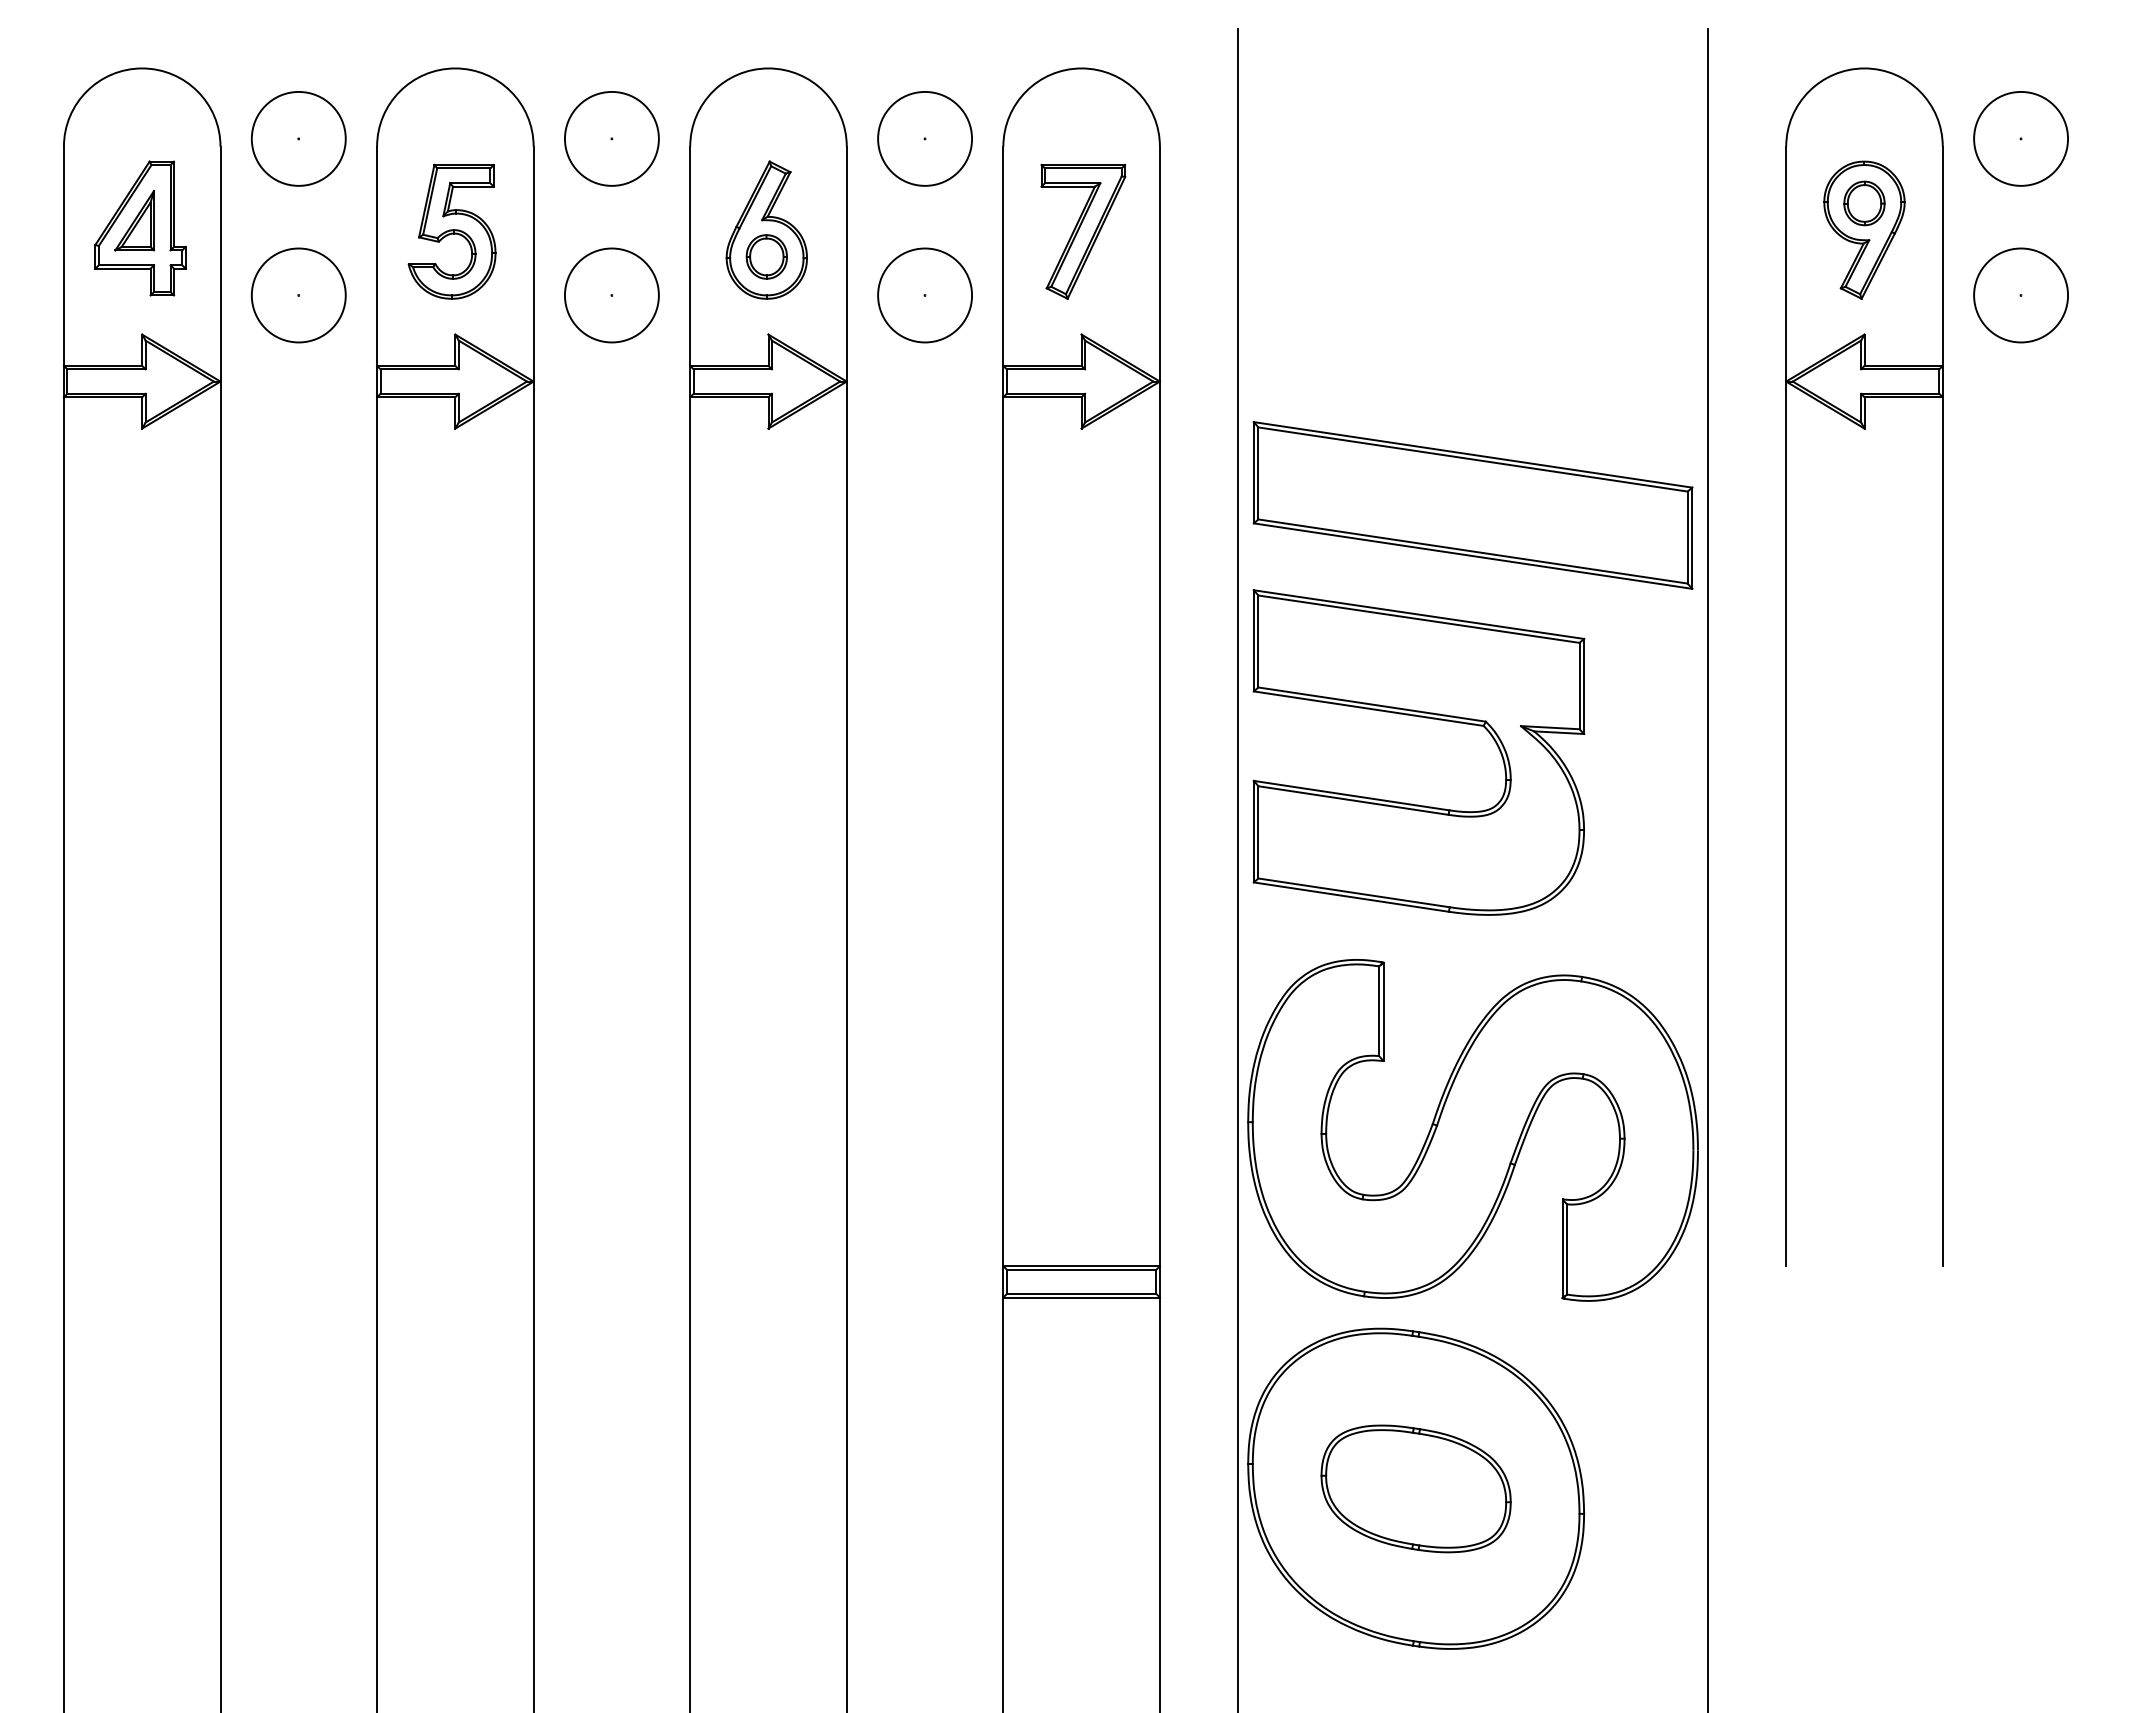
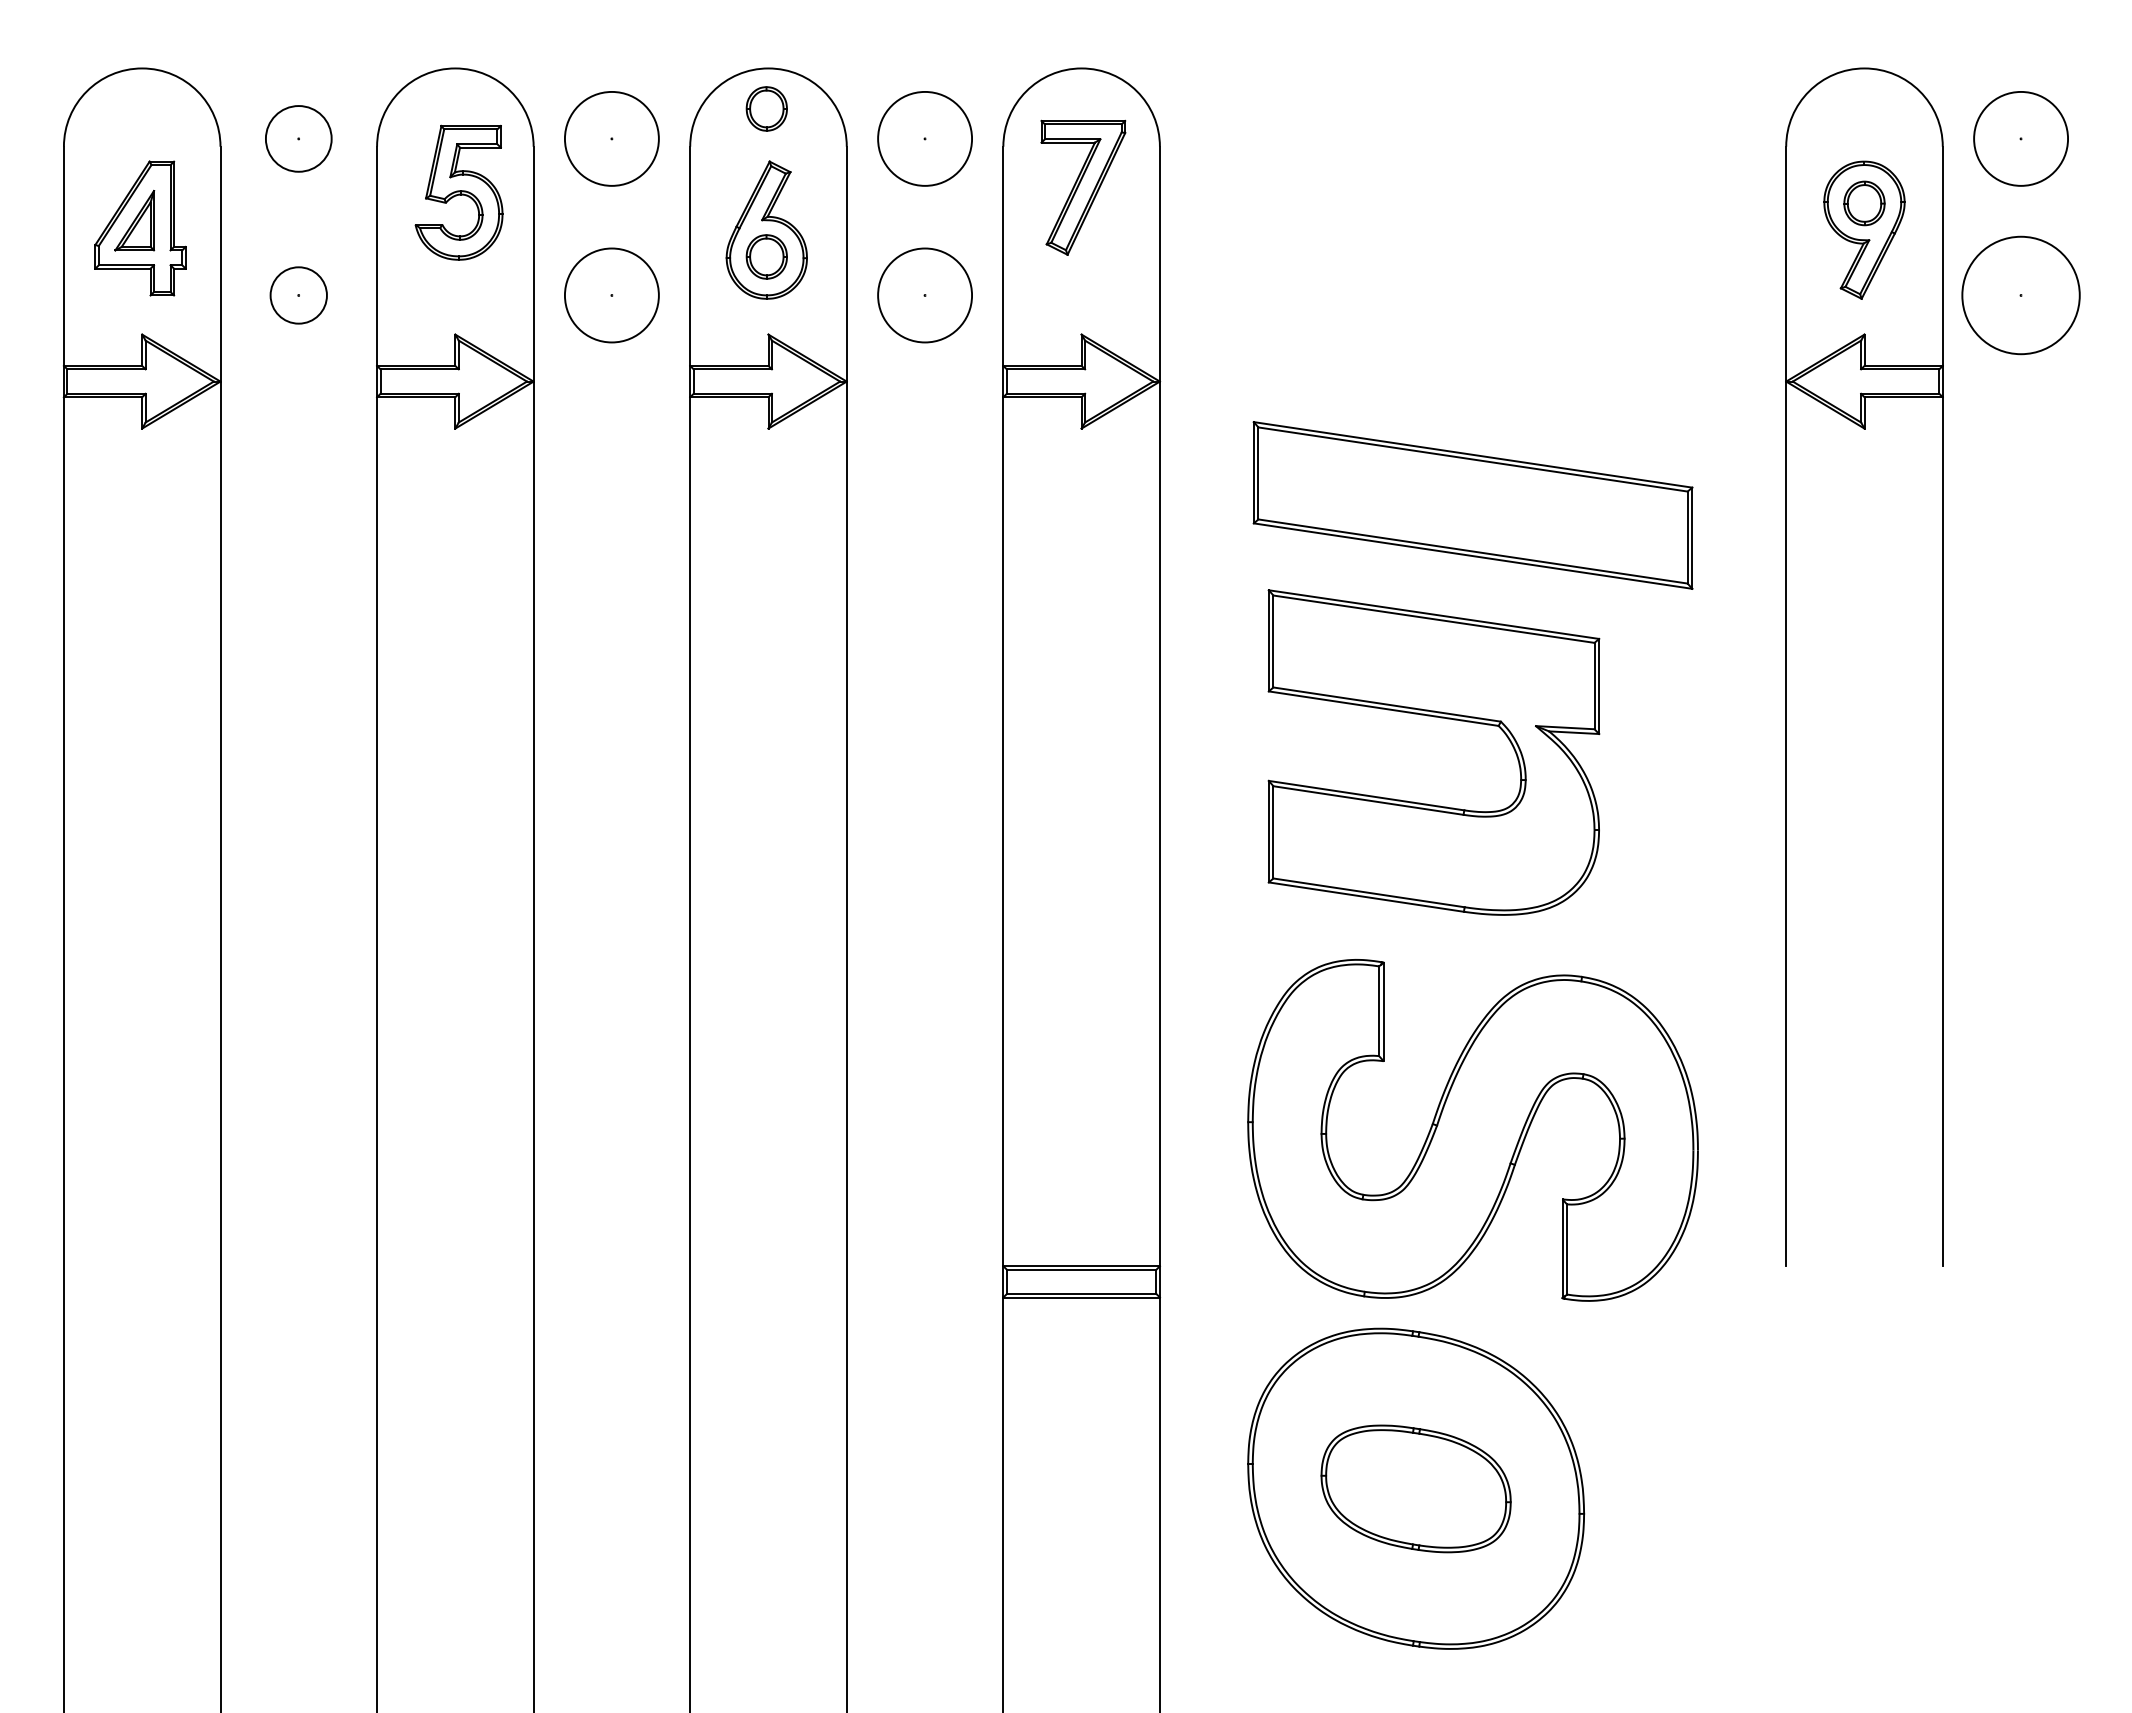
part: none -> present (766, 108)
circle diameter: 94 px -> 66 px (298, 138)
part position: (451, 231) -> (458, 192) (458, 192)
part position: (1083, 231) -> (1083, 187) (1083, 187)
circle diameter: 94 px -> 56 px (298, 295)
circle diameter: 94 px -> 117 px (2020, 295)
part position: (1425, 718) -> (1440, 718) (1440, 718)
line: present -> none (1238, 869)
line: present -> none (1707, 869)
